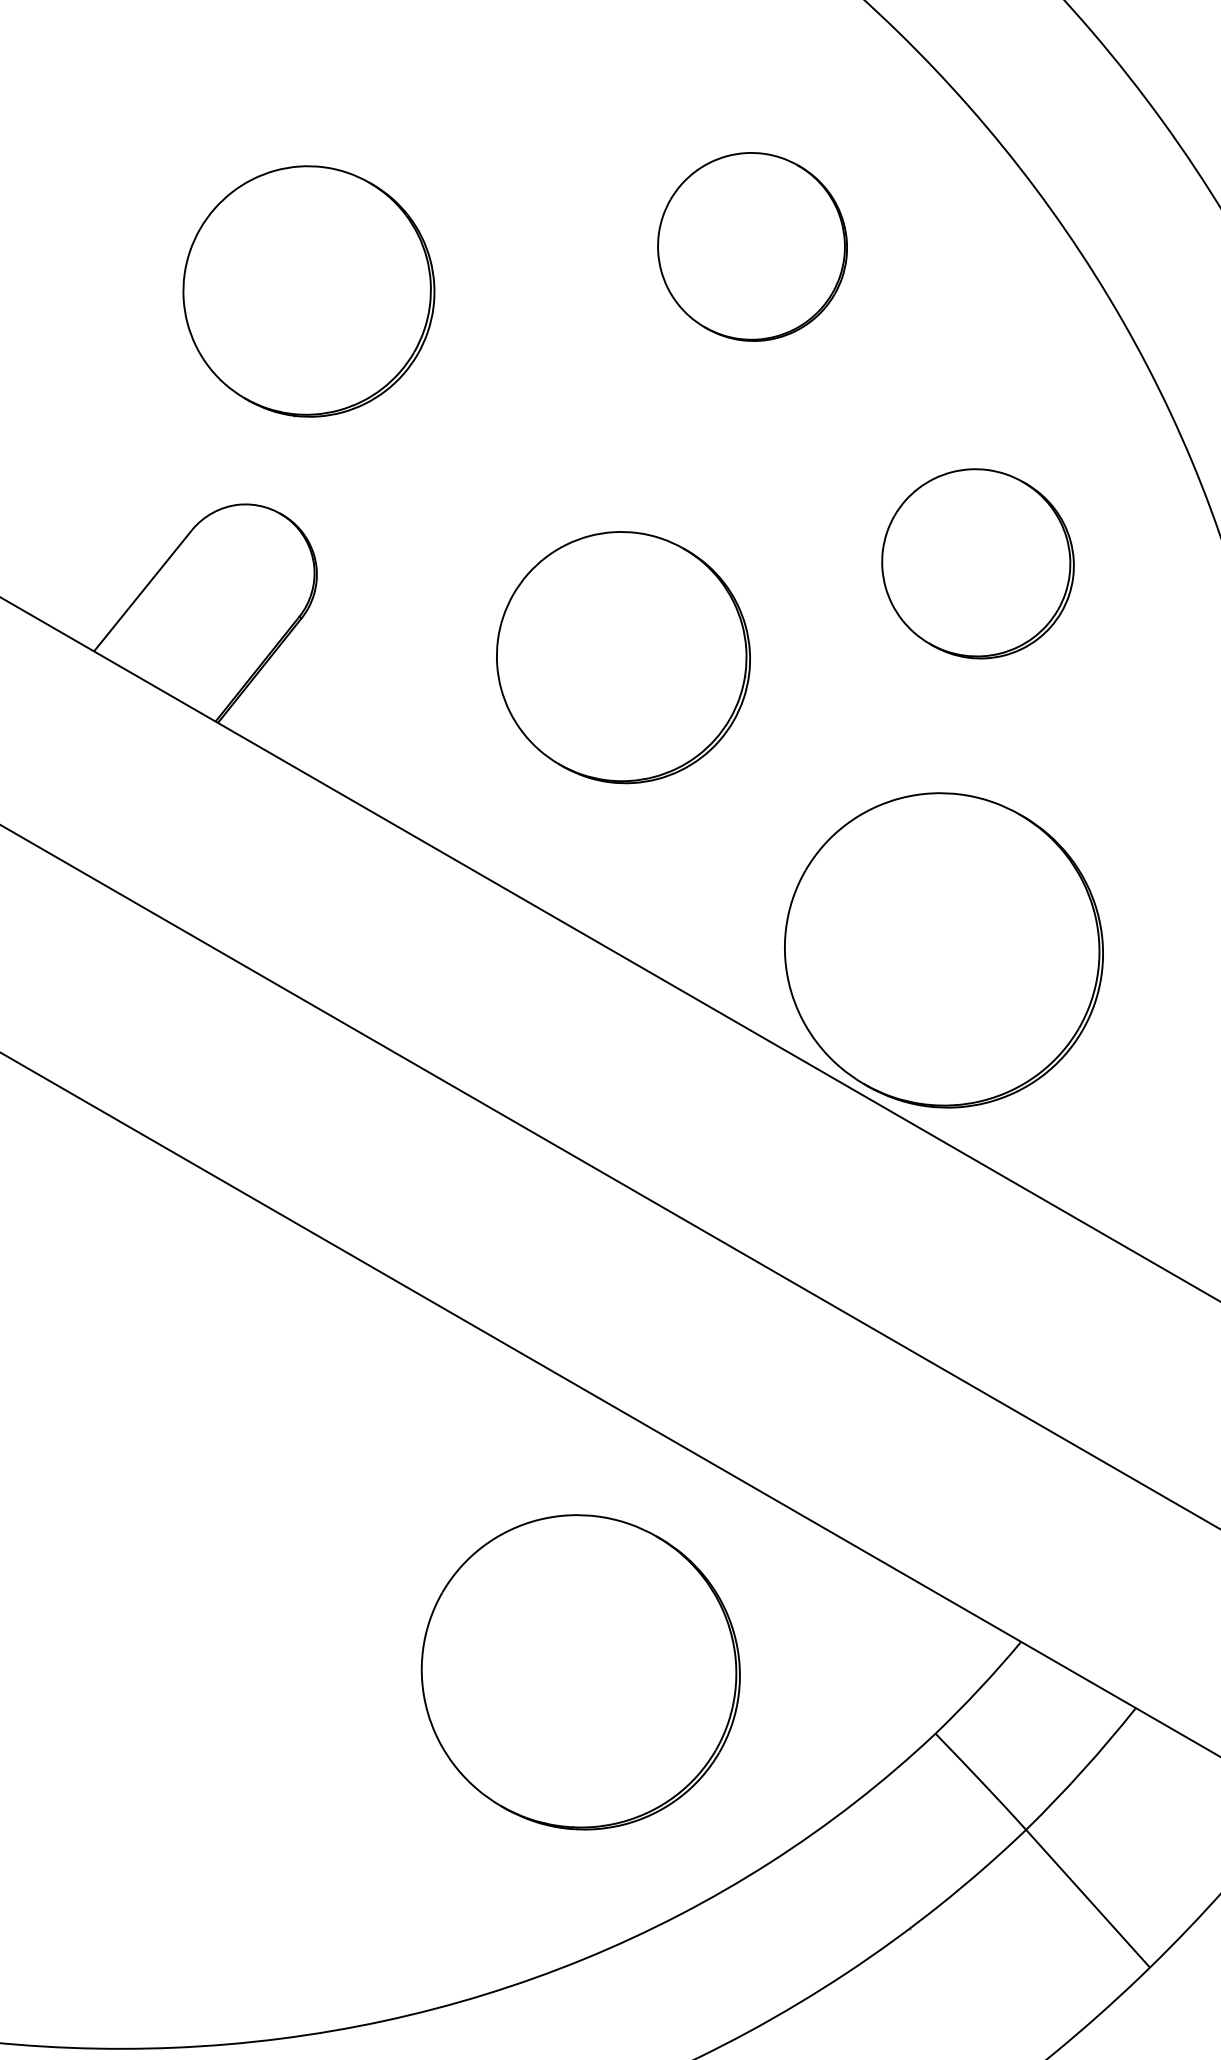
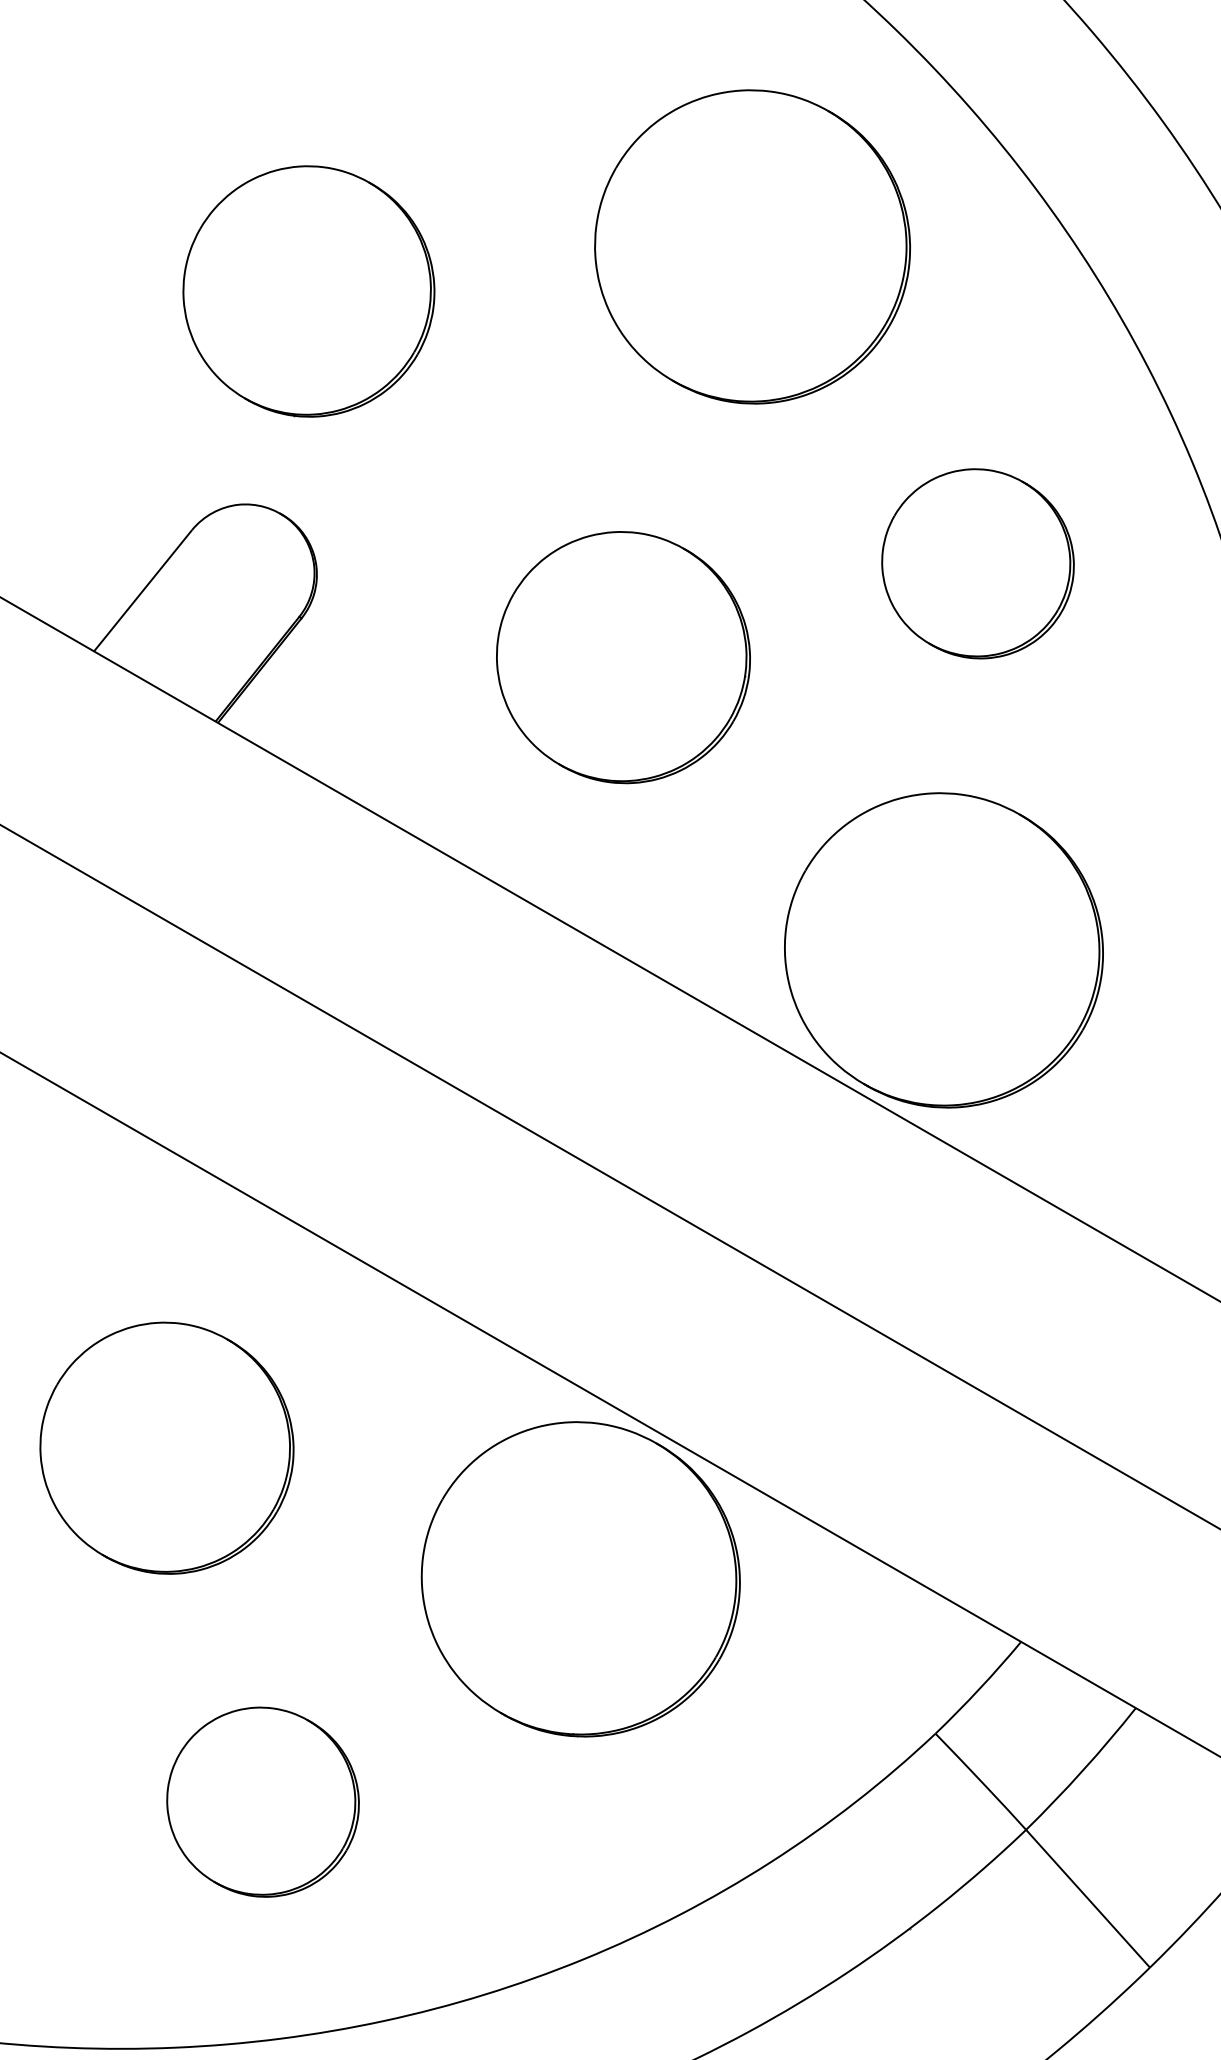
part size: 191x190 px -> 317x316 px (752, 246)
part: none -> present (166, 1447)
part position: (580, 1672) -> (580, 1579) (580, 1579)
part: none -> present (262, 1801)
